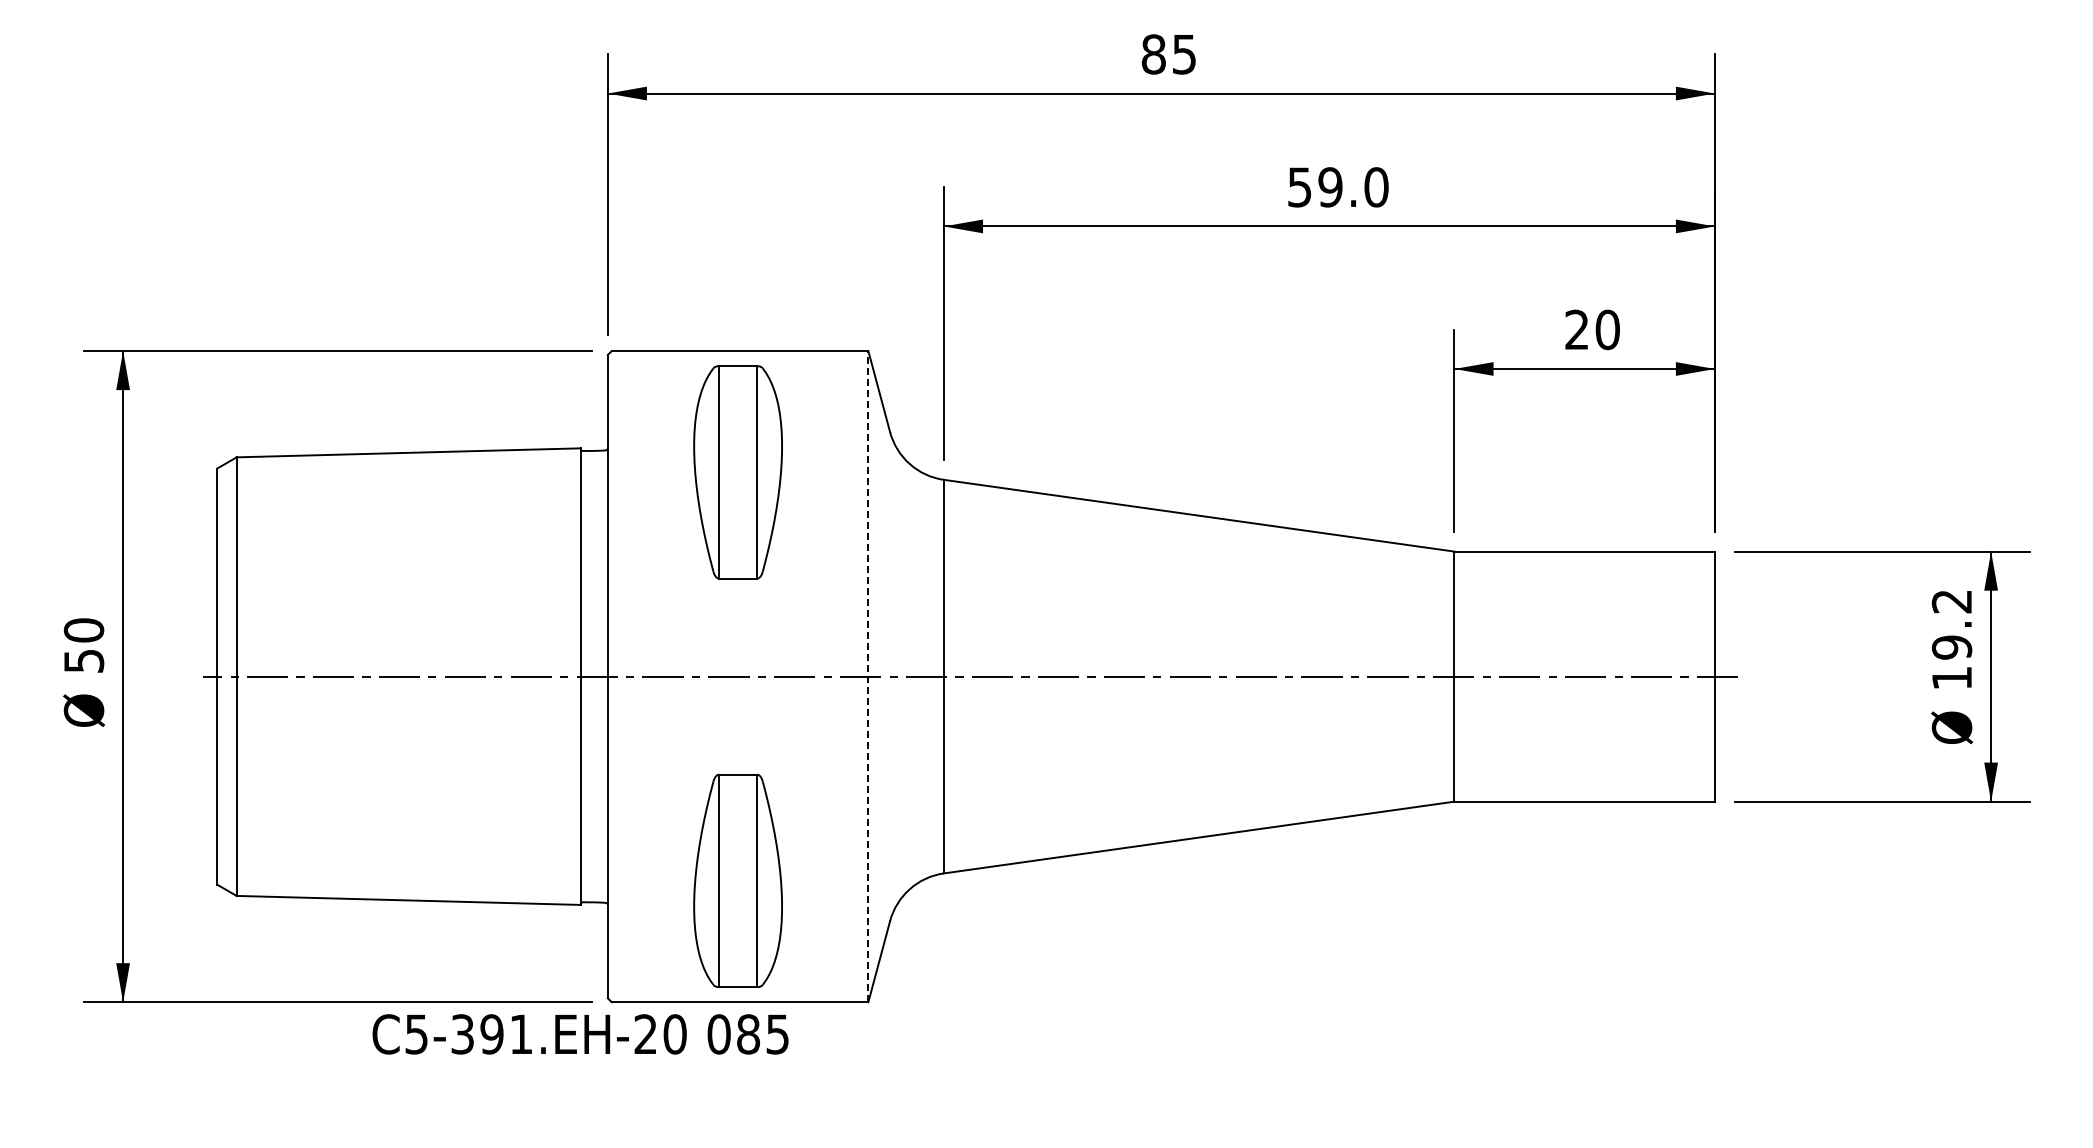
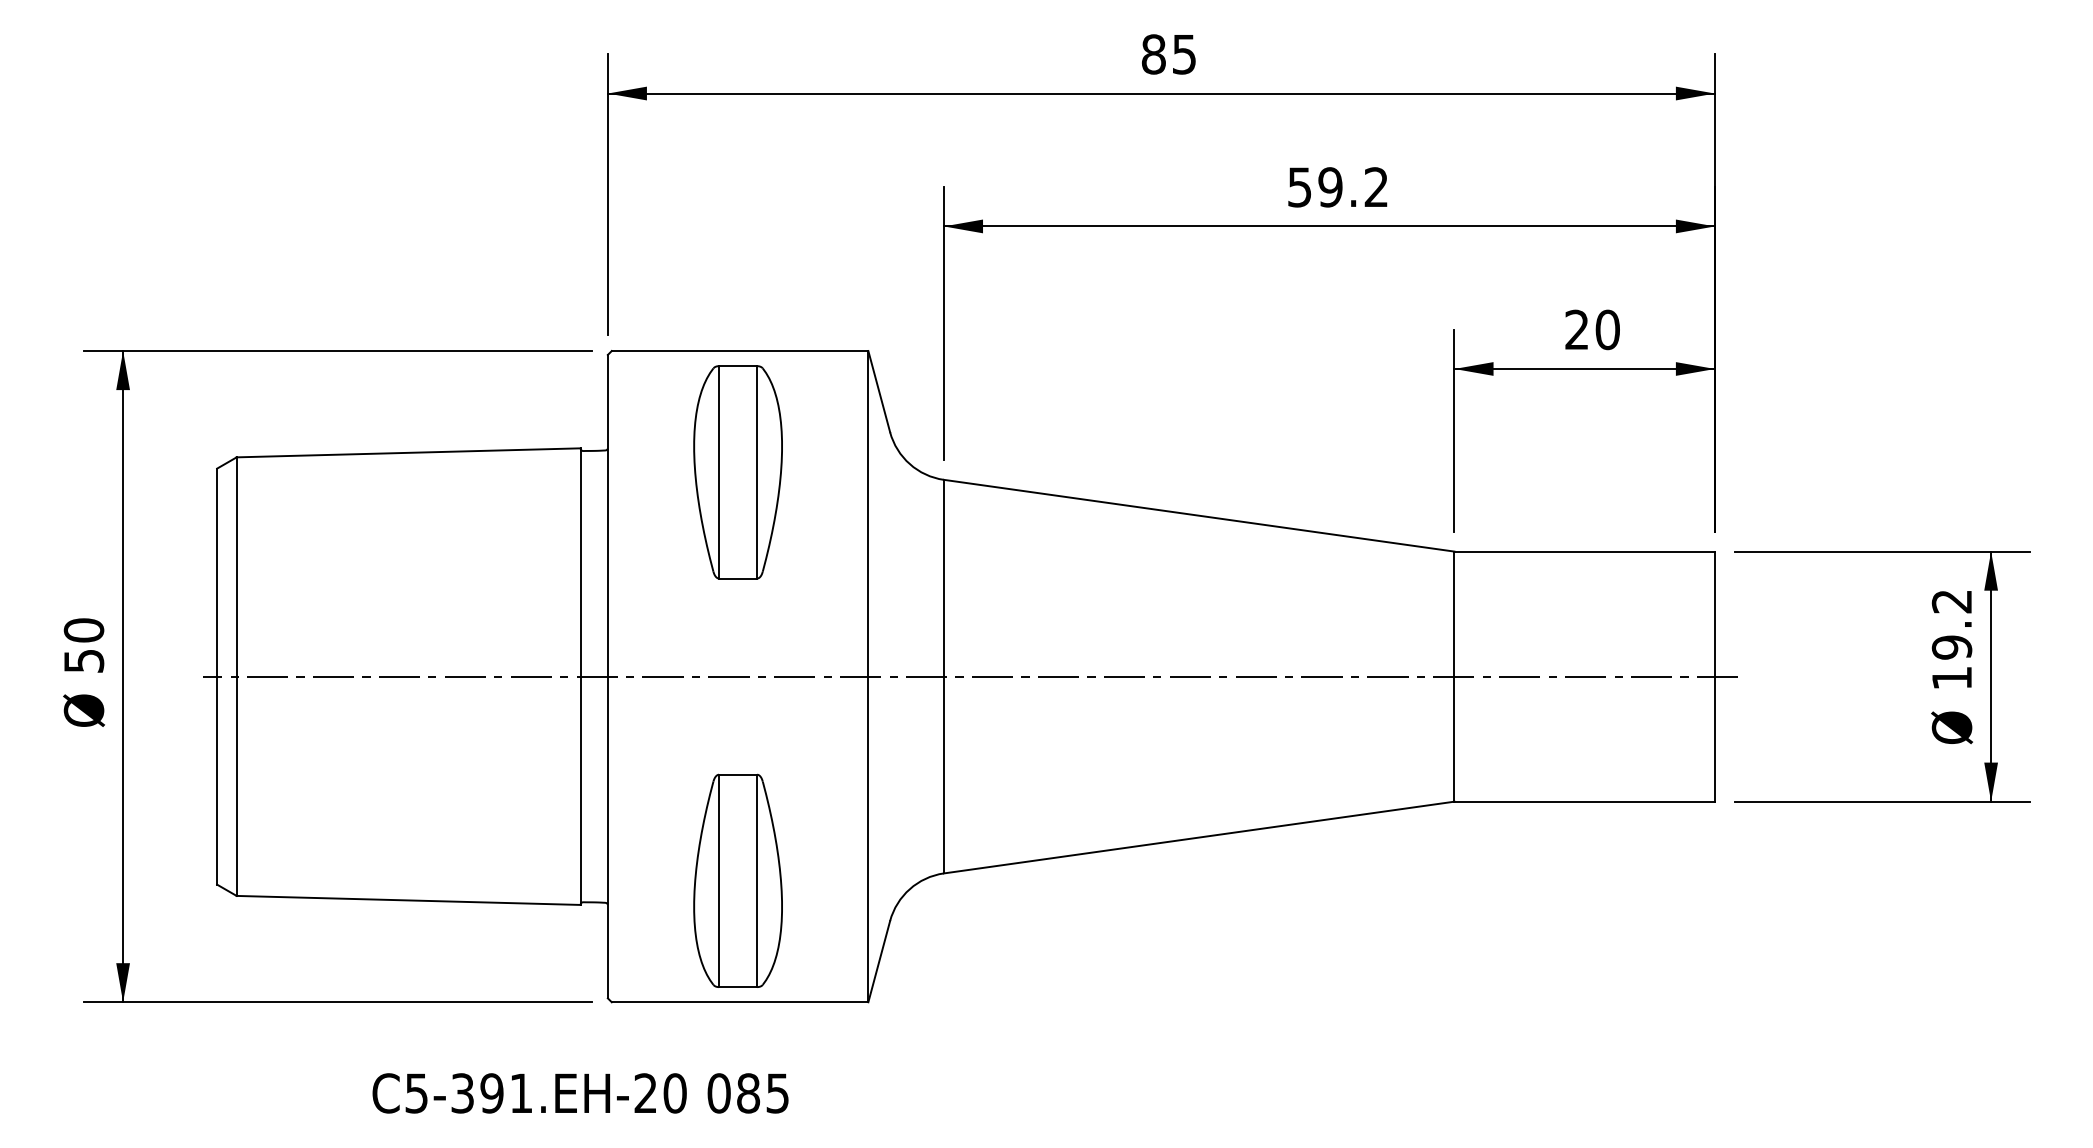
text: 59.0 -> 59.2 (1376, 187)
line: dashed -> solid (868, 676)
text position: (580, 1034) -> (580, 1093) (580, 1093)
